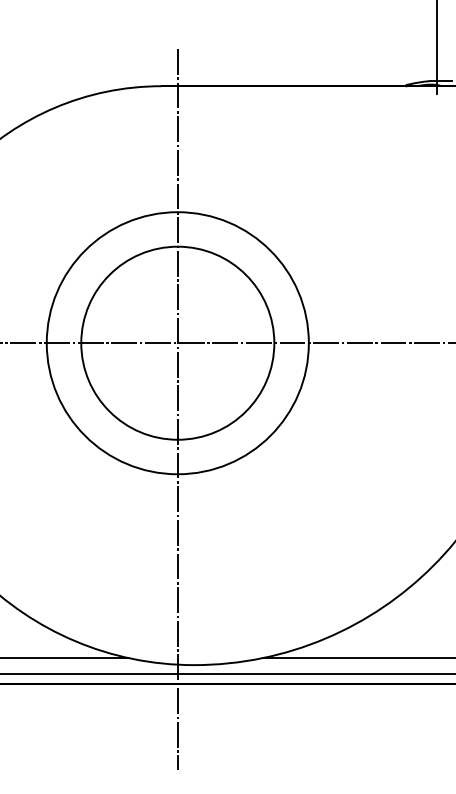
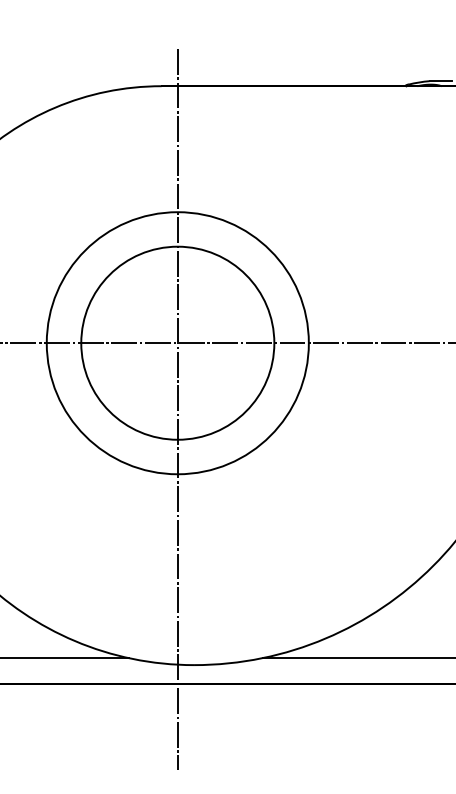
line: present -> none (436, 47)
line: present -> none (227, 673)
